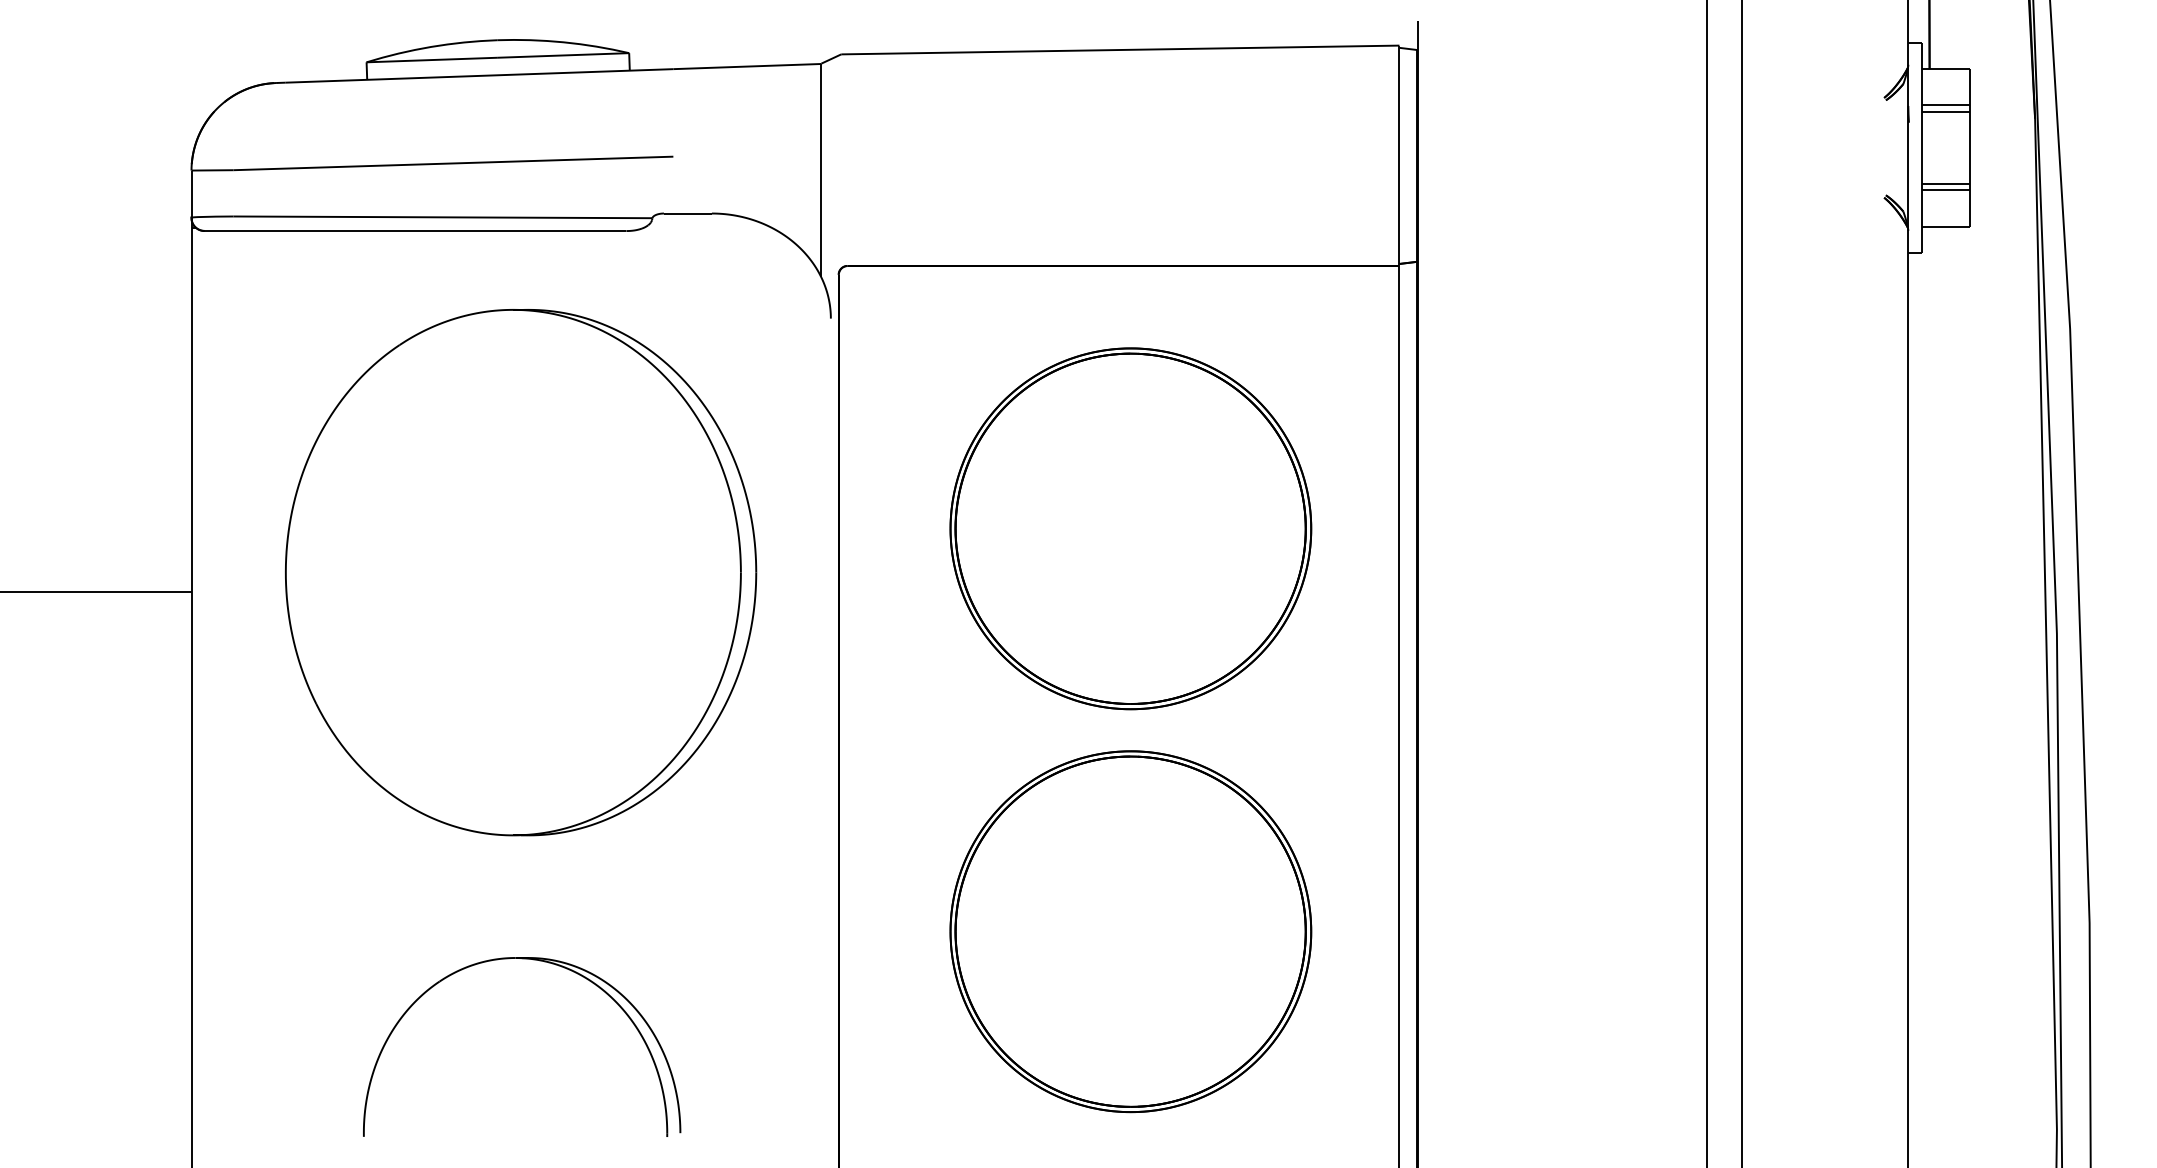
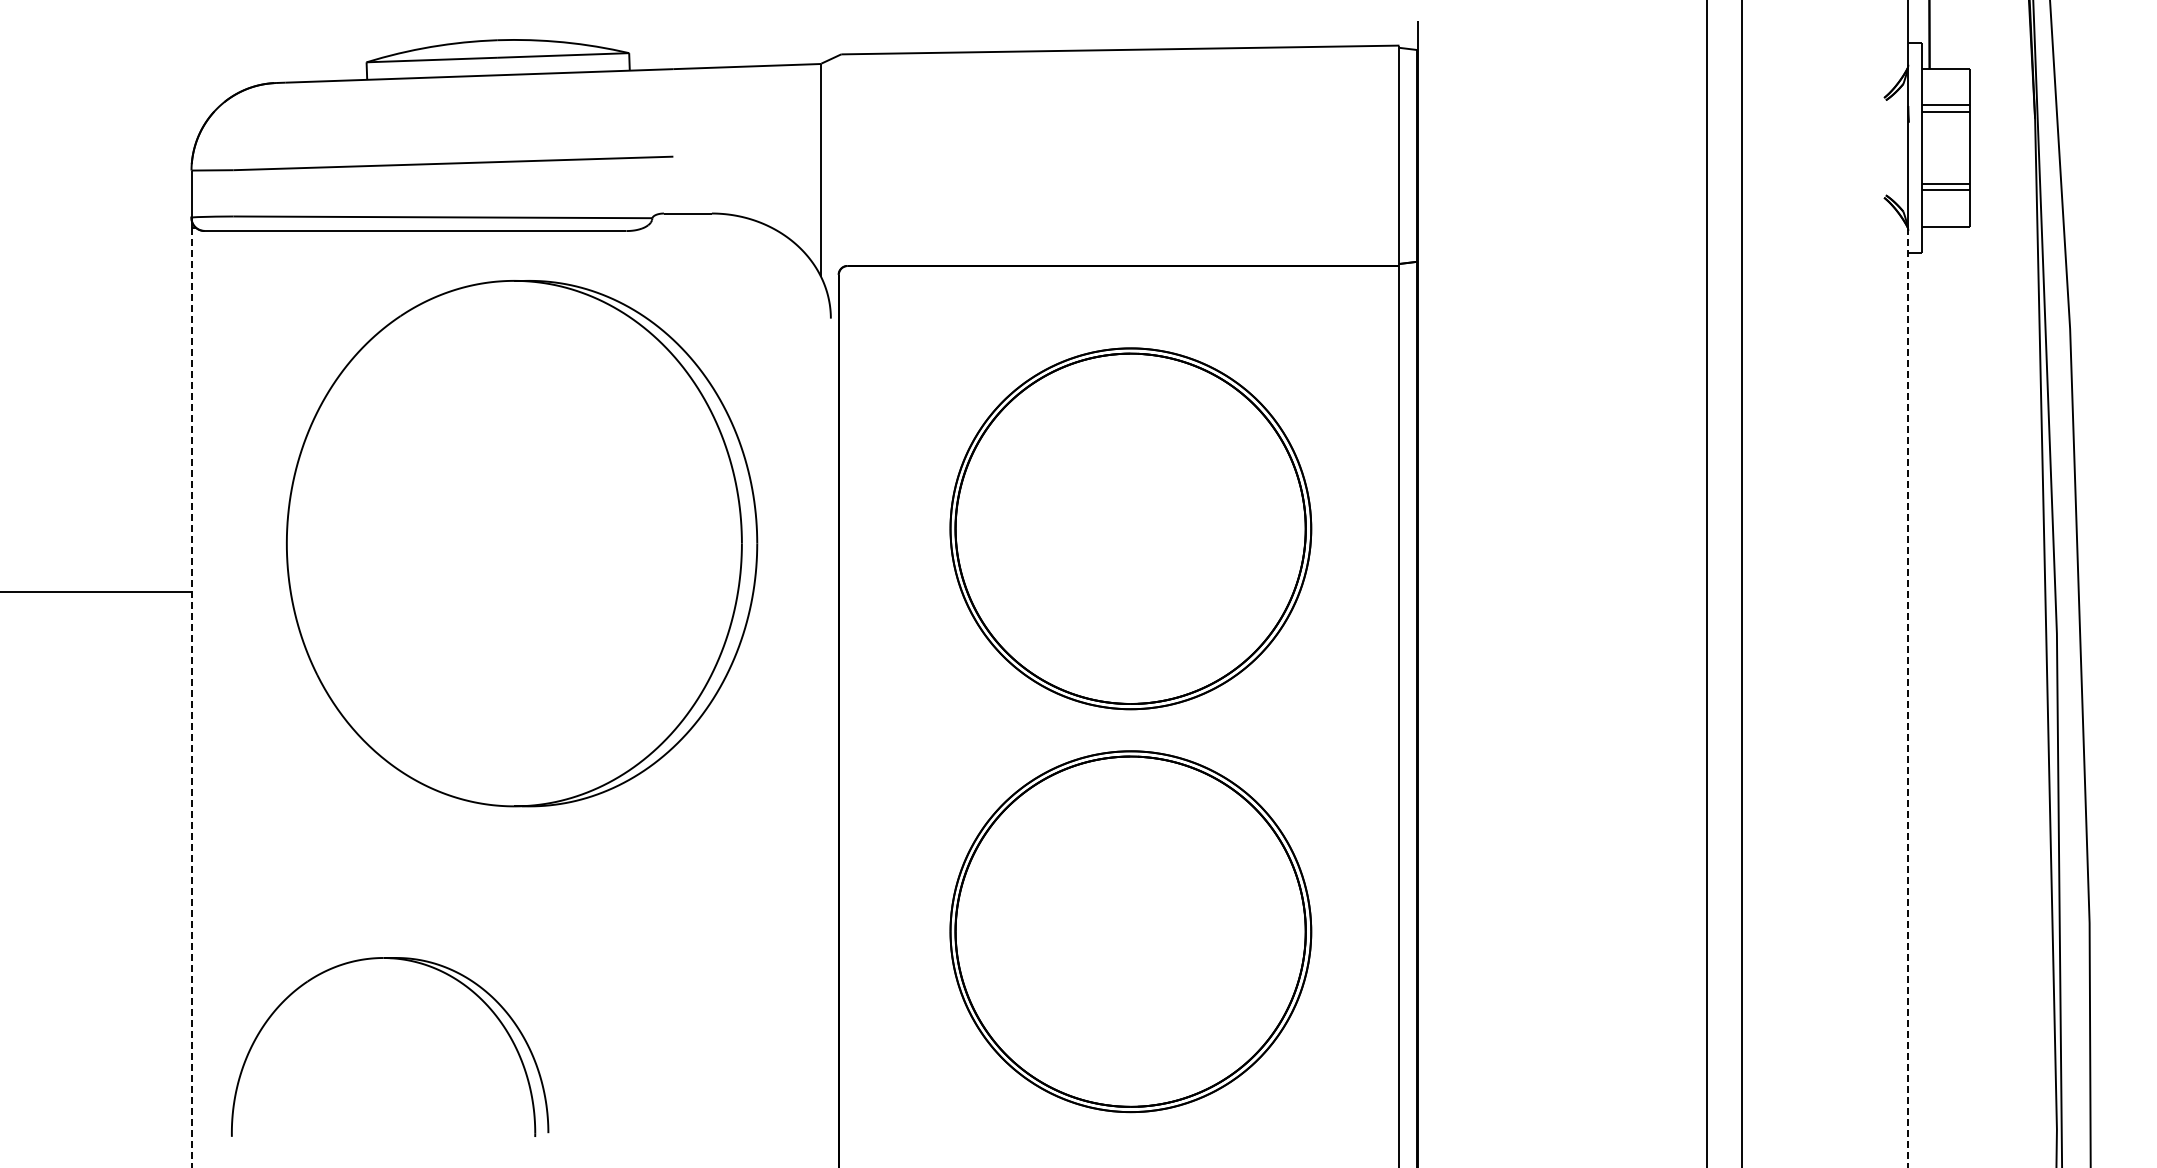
part position: (521, 572) -> (522, 543) (522, 543)
line: solid -> dashed (191, 697)
line: solid -> dashed (1908, 698)
part position: (539, 961) -> (407, 961) (407, 961)
